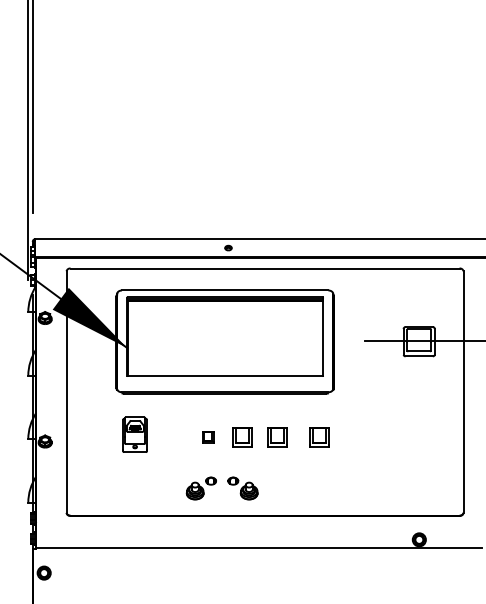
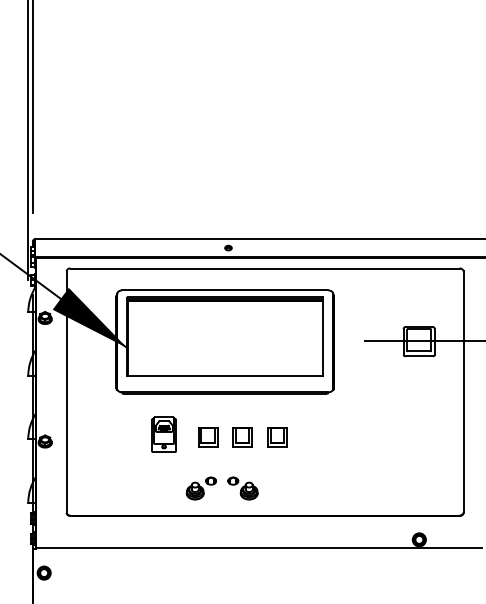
part position: (134, 434) -> (163, 434) (163, 434)
part size: 13x13 px -> 21x21 px (208, 437)
part: present -> none (319, 437)
